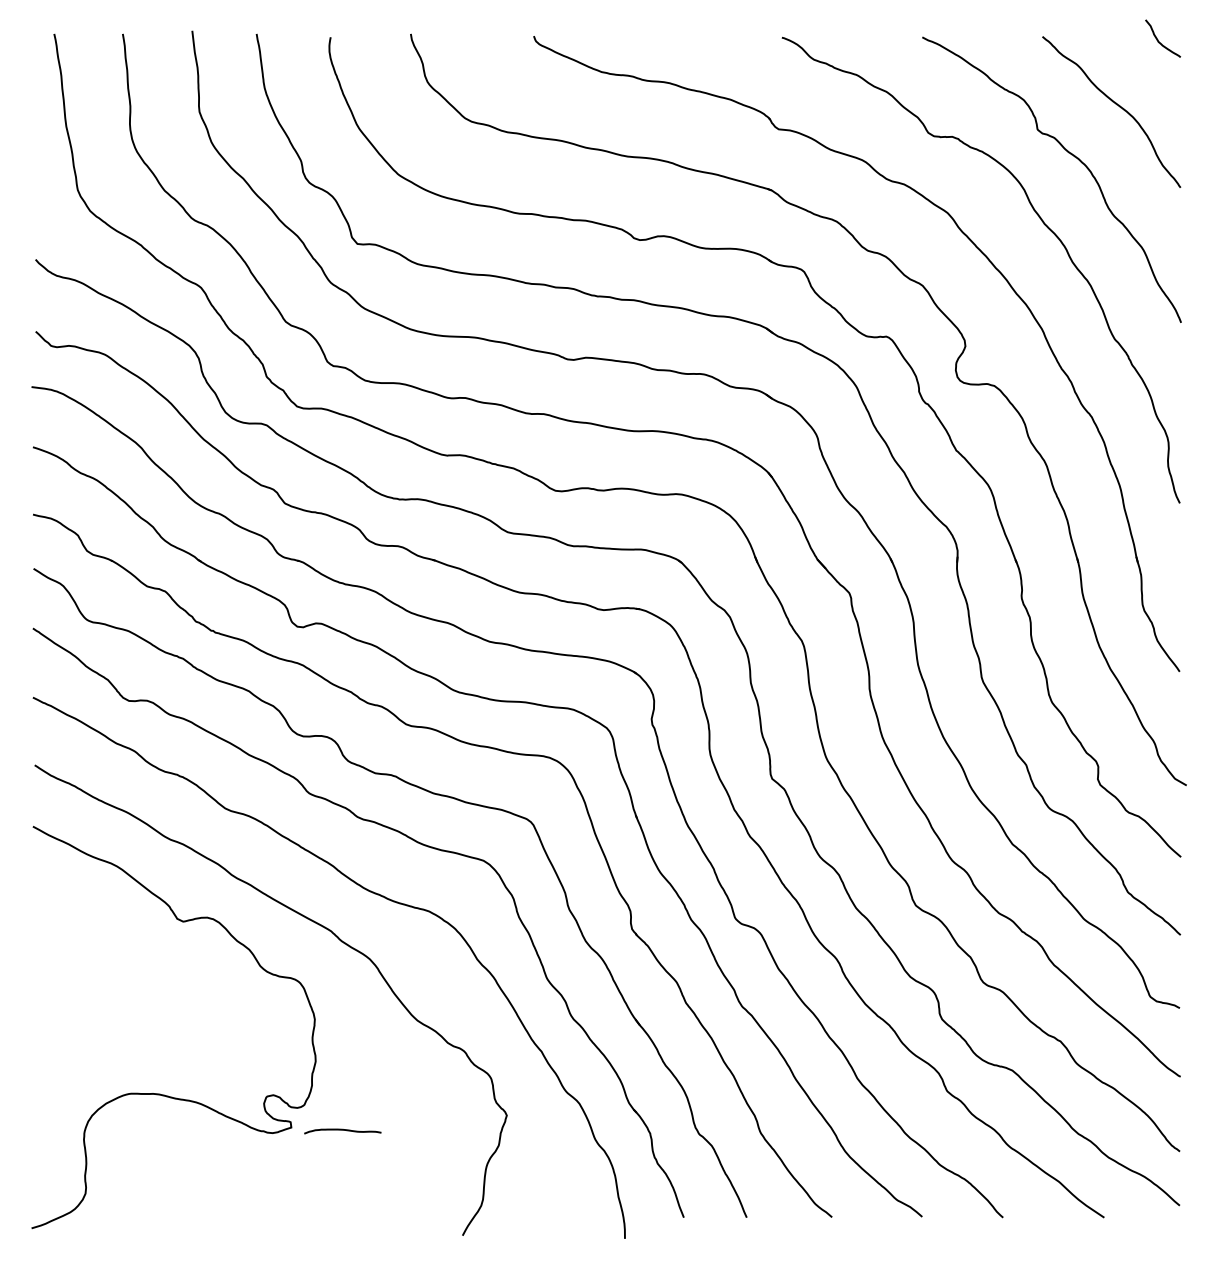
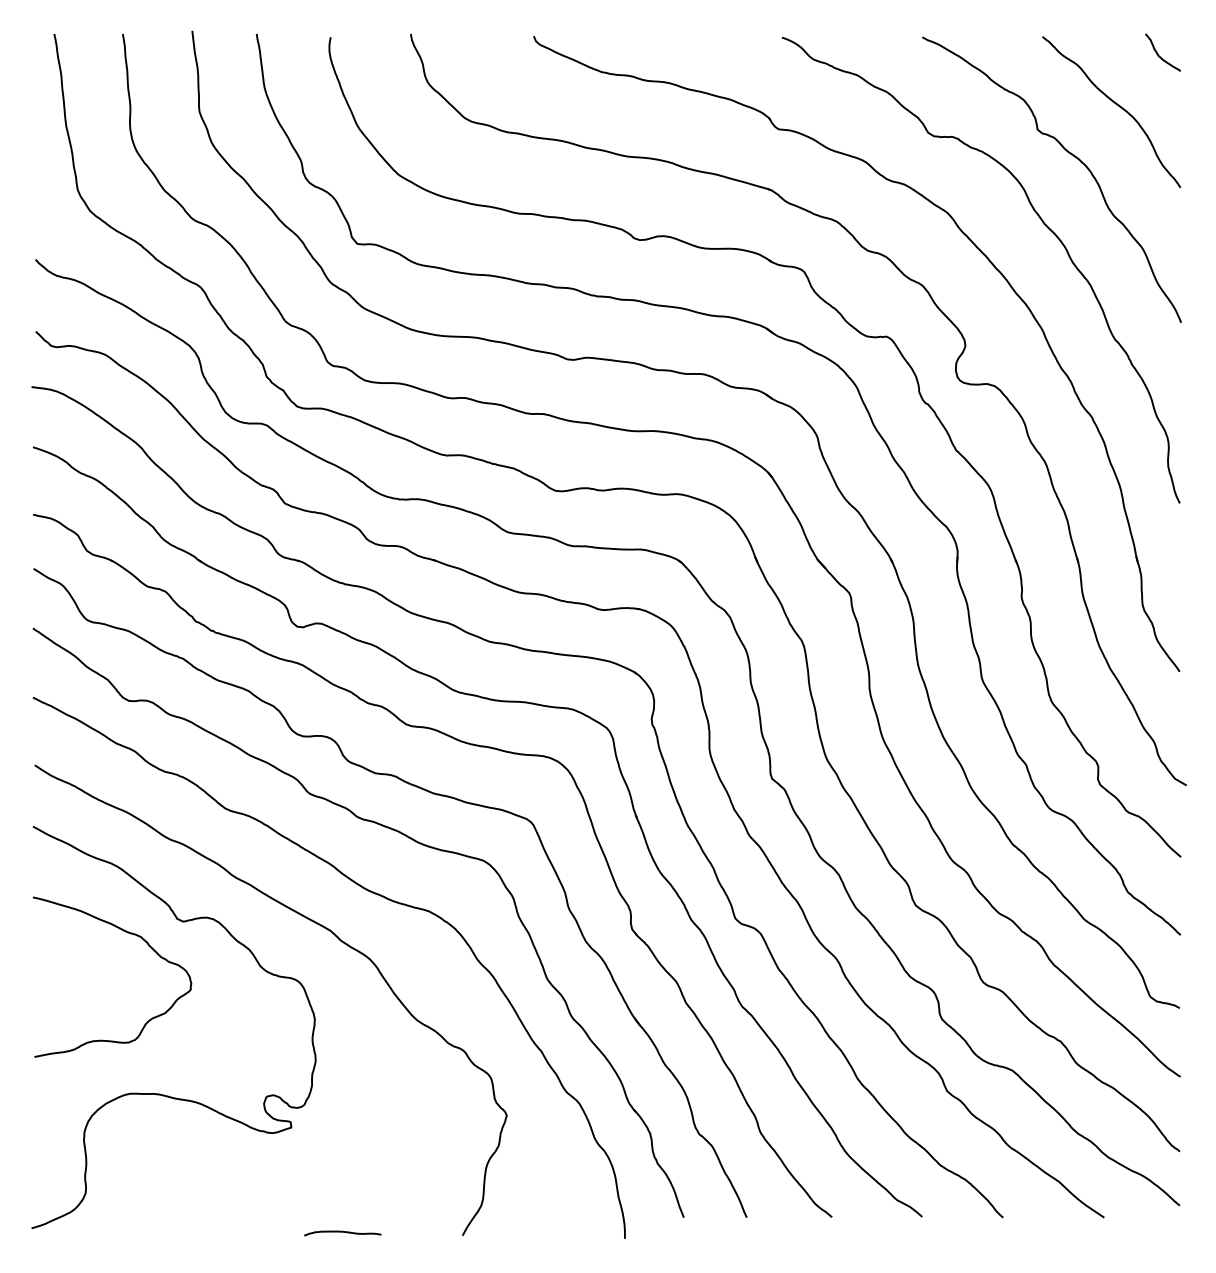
curve position: (1158, 39) -> (1158, 53) (1158, 53)
curve: none -> present (127, 933)
curve position: (342, 1130) -> (342, 1232) (342, 1232)
